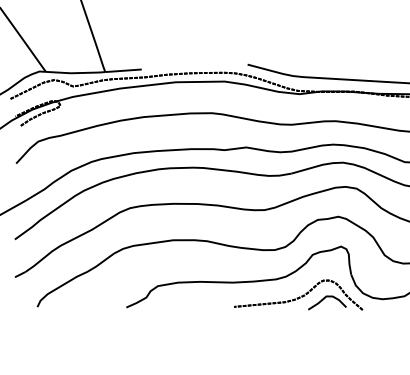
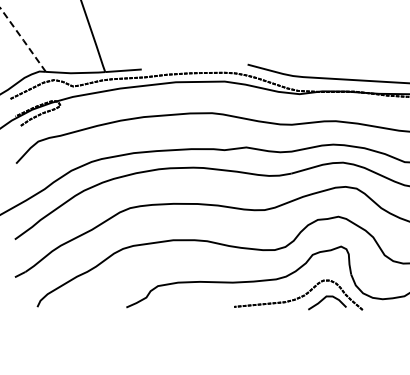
line: solid -> dashed (23, 40)
